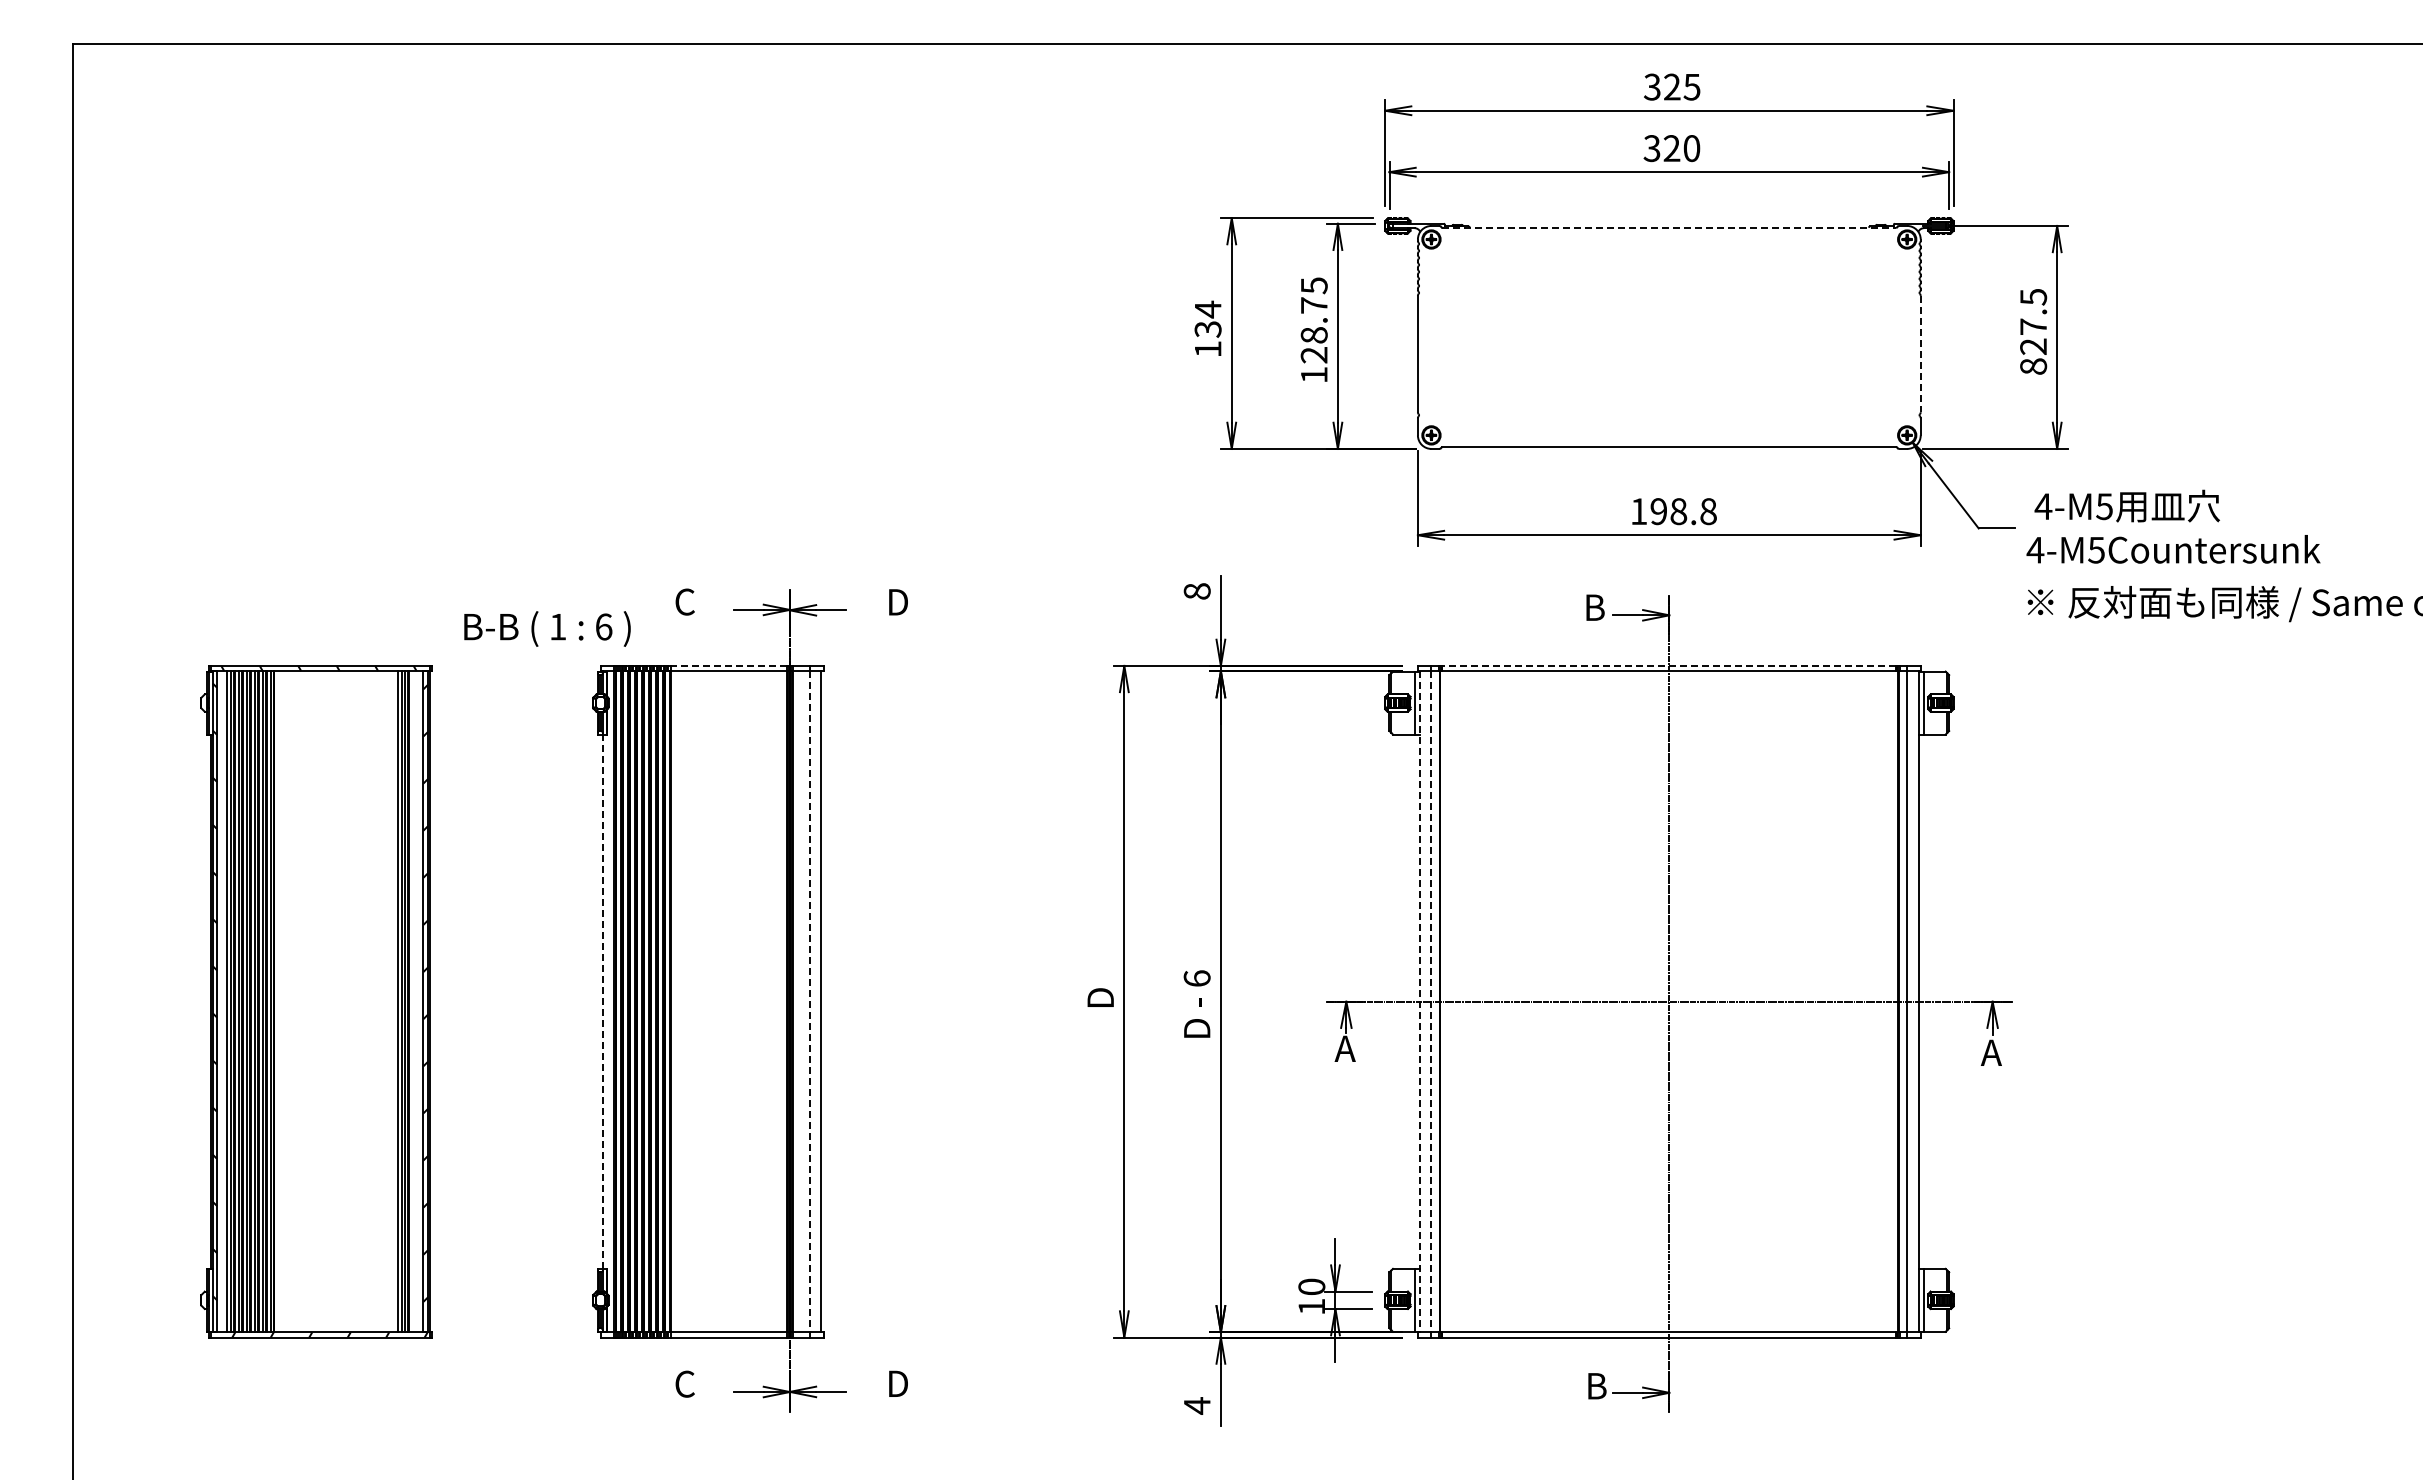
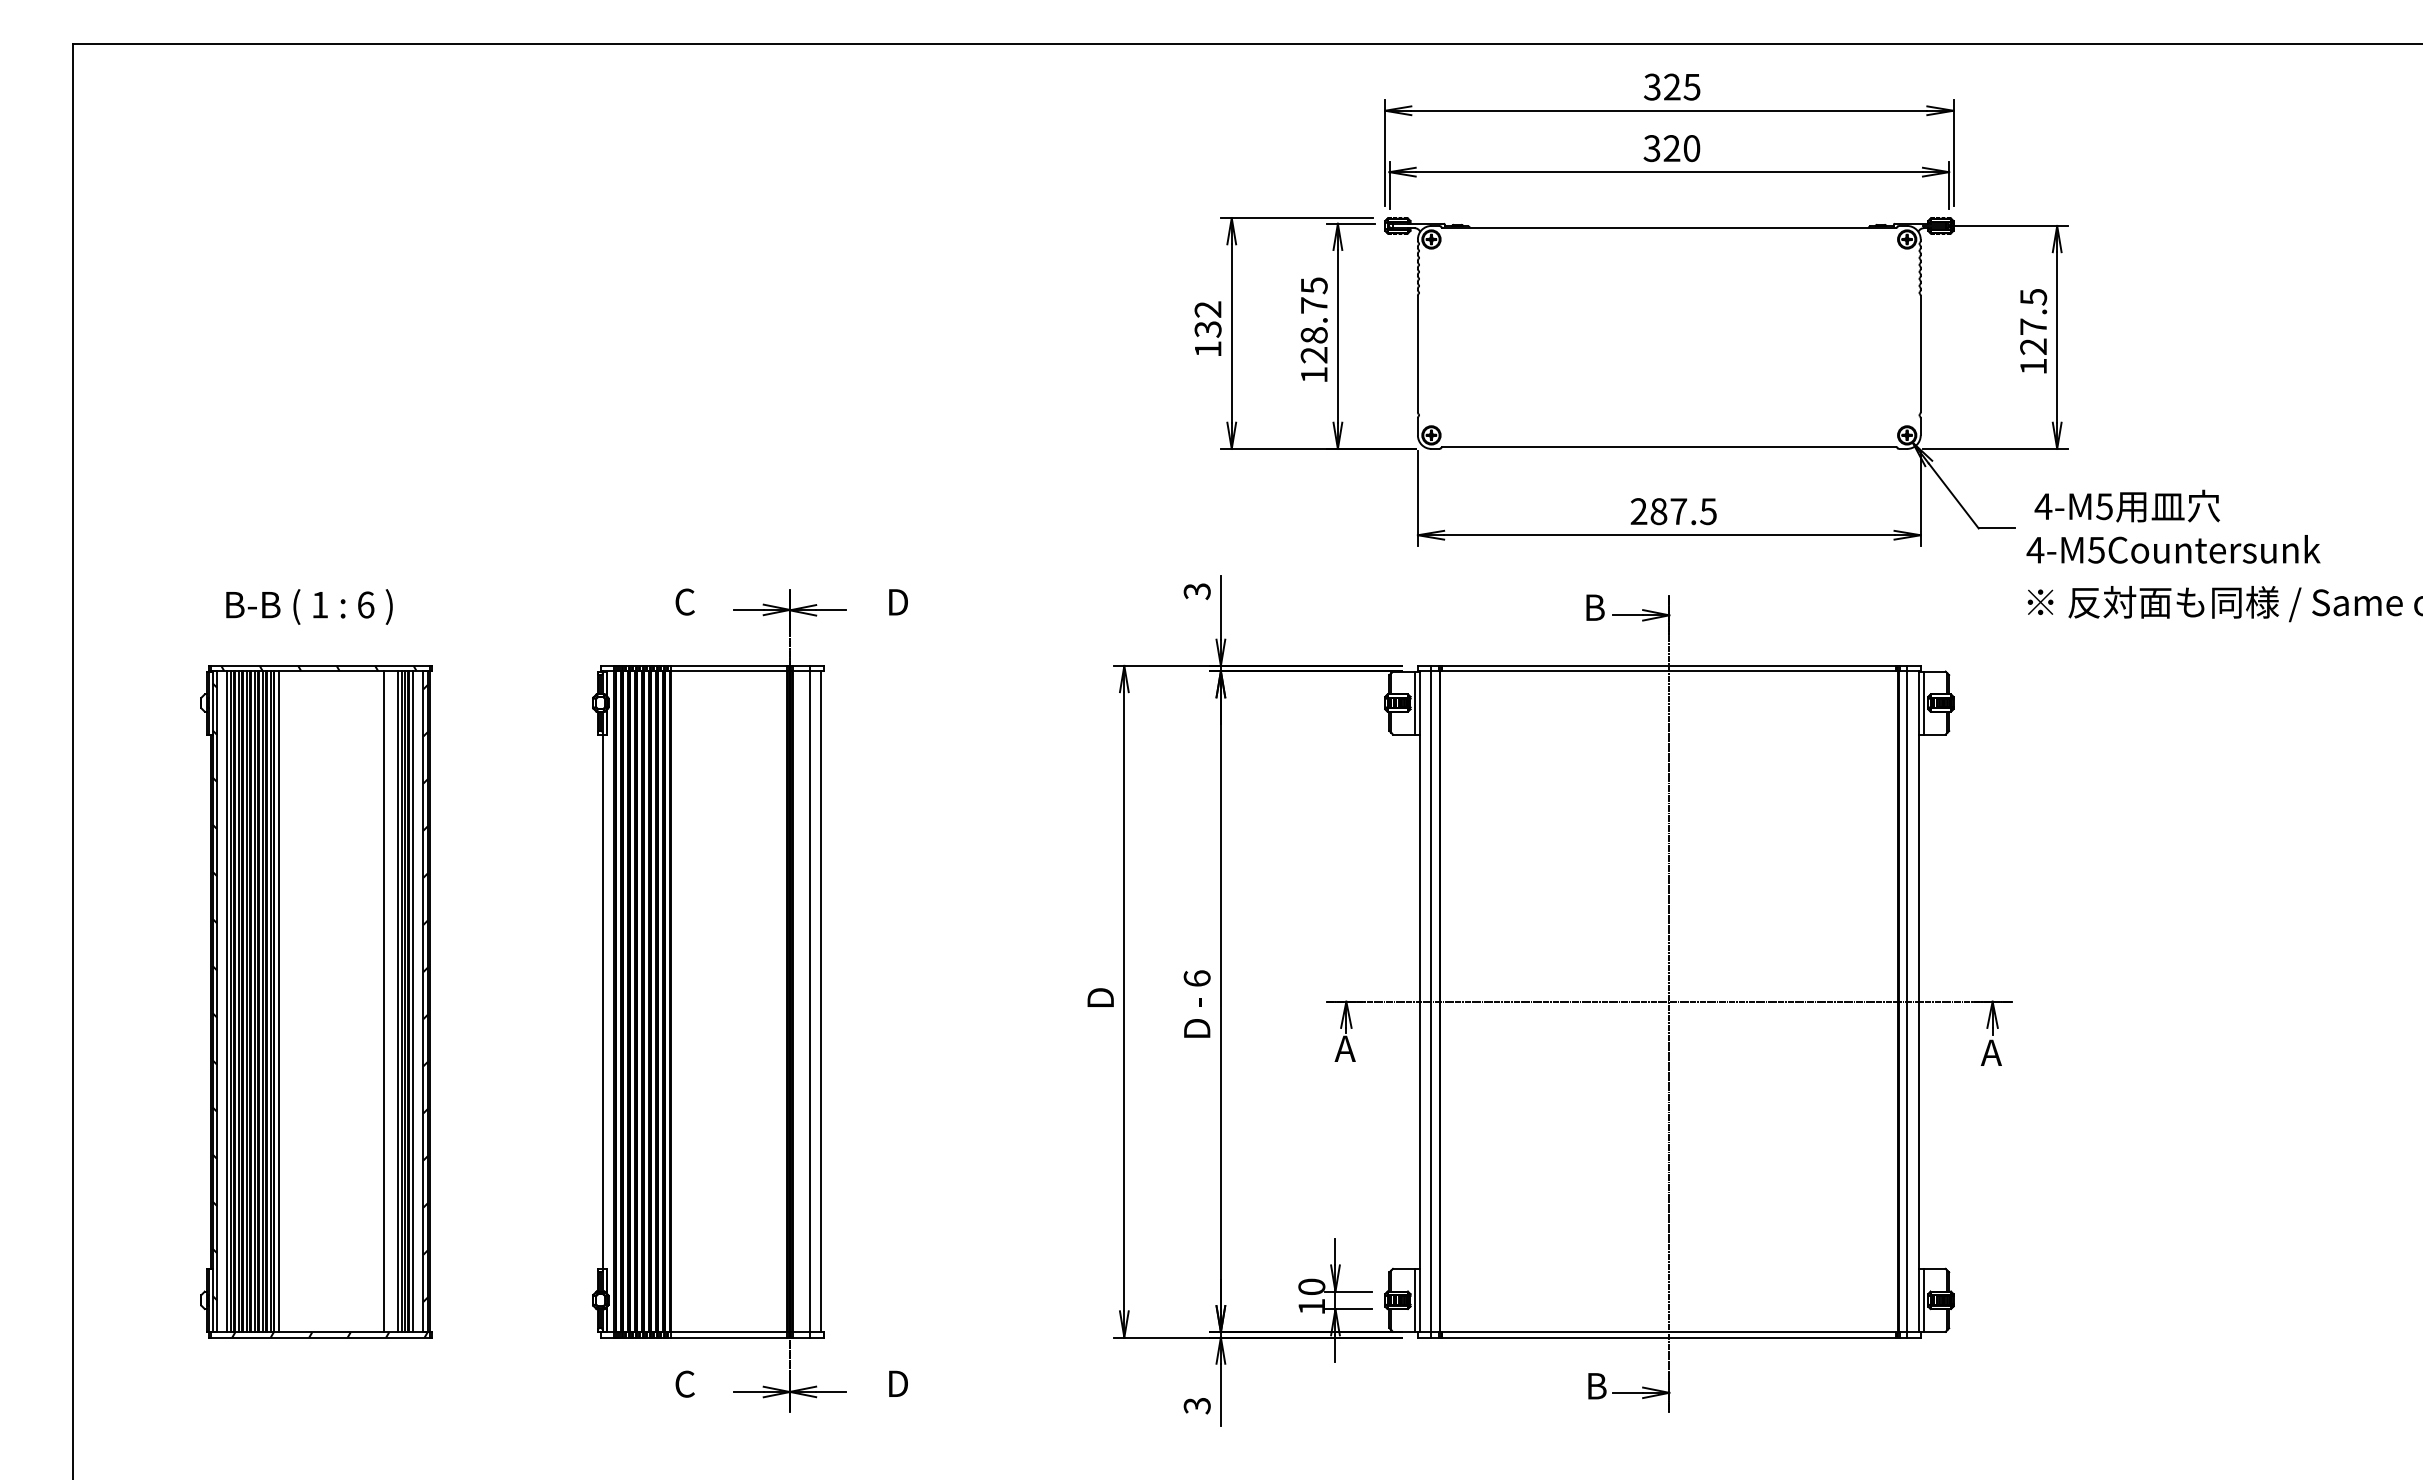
line: dashed -> solid (1669, 227)
text: 134 -> 132 (1207, 309)
line: dashed -> solid (1920, 354)
text: 827.5 -> 127.5 (2033, 366)
text: 198.8 -> 287.5 (1673, 511)
text: 8 -> 3 (1196, 591)
text position: (547, 628) -> (309, 606) (309, 606)
line: dashed -> solid (728, 665)
line: dashed -> solid (1668, 665)
line: none -> present (278, 1001)
line: none -> present (384, 1001)
line: none -> present (413, 1001)
line: dashed -> solid (602, 1001)
line: dashed -> solid (810, 1001)
line: dashed -> solid (1420, 1001)
line: dashed -> solid (1431, 1001)
text: 4 -> 3 (1196, 1405)
